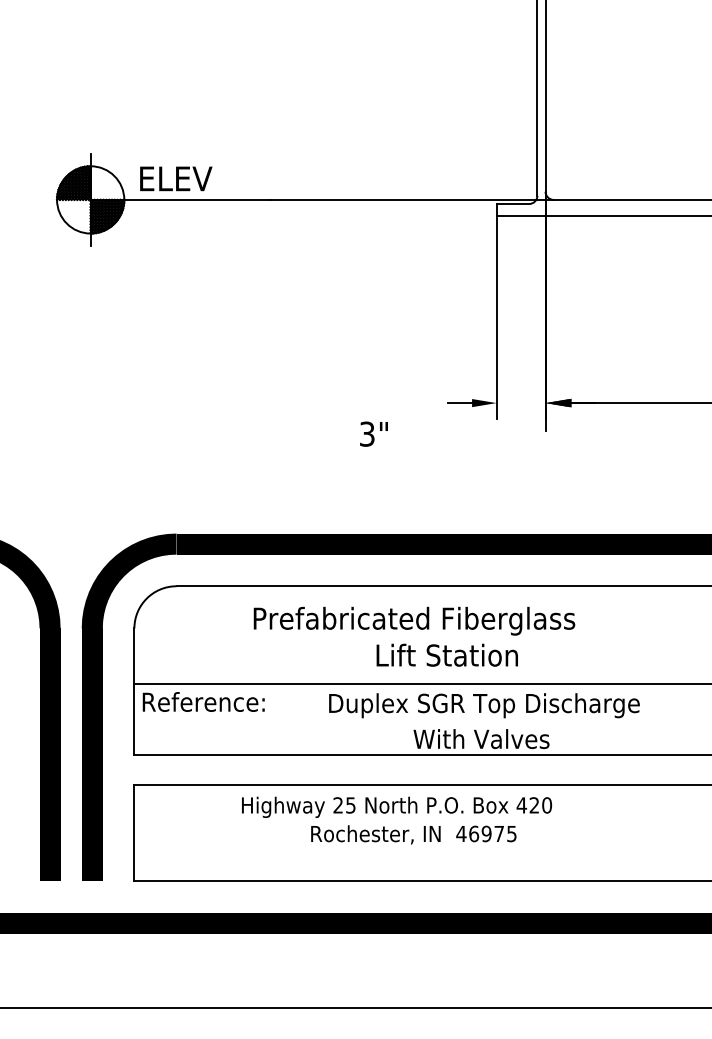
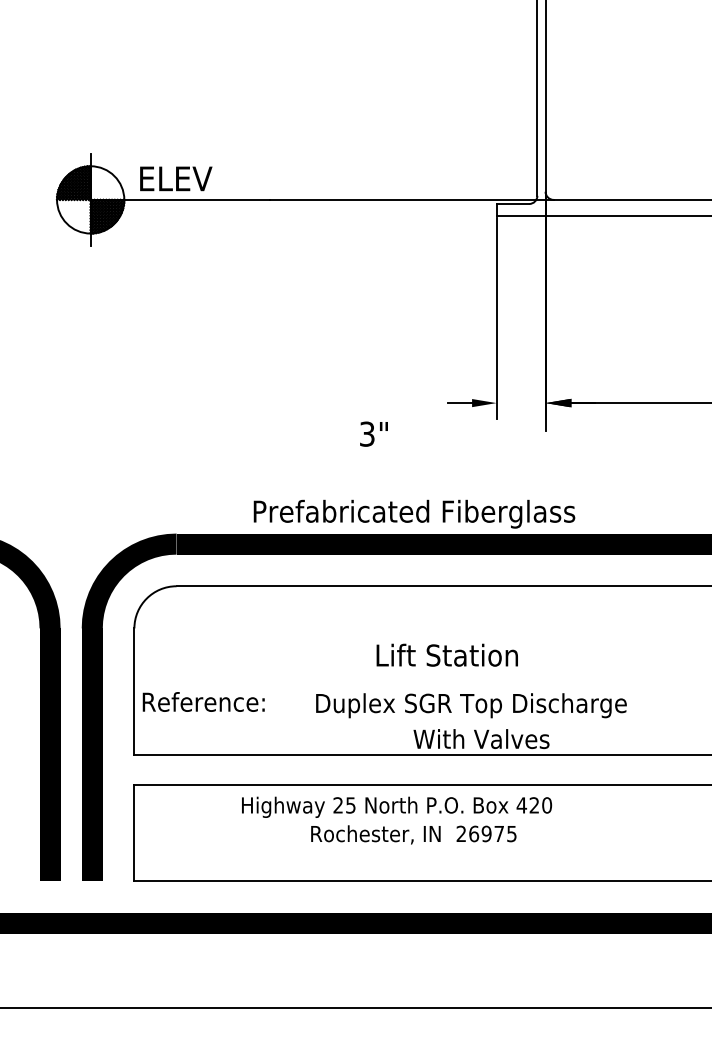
text position: (414, 620) -> (414, 513) (414, 513)
line: present -> none (421, 683)
text position: (484, 705) -> (471, 705) (471, 705)
text: 46975 -> 26975 (461, 833)
